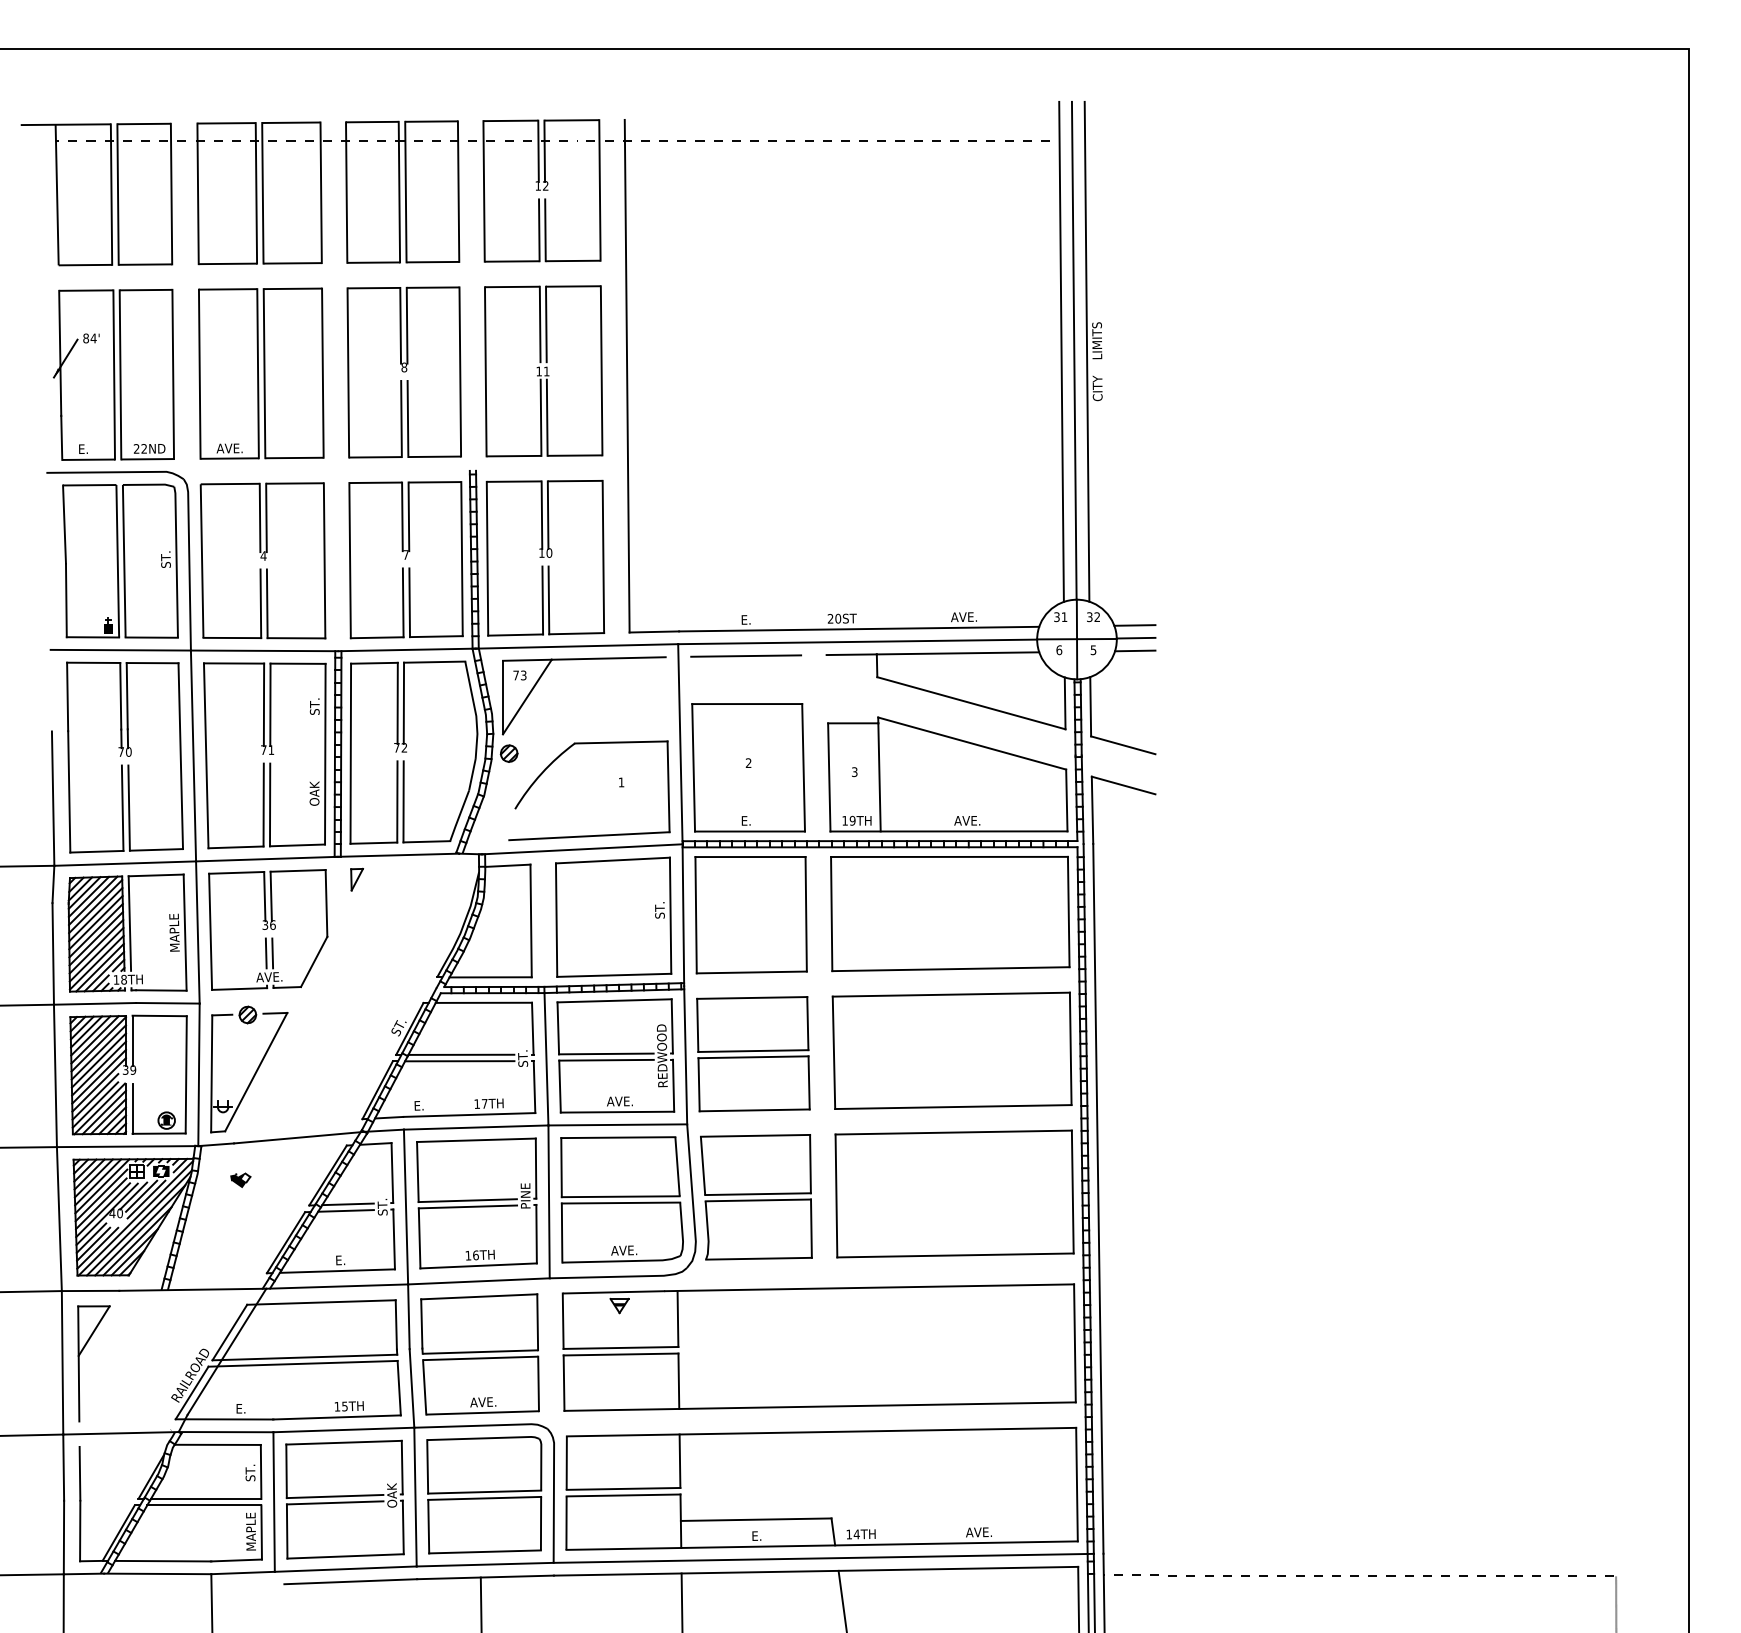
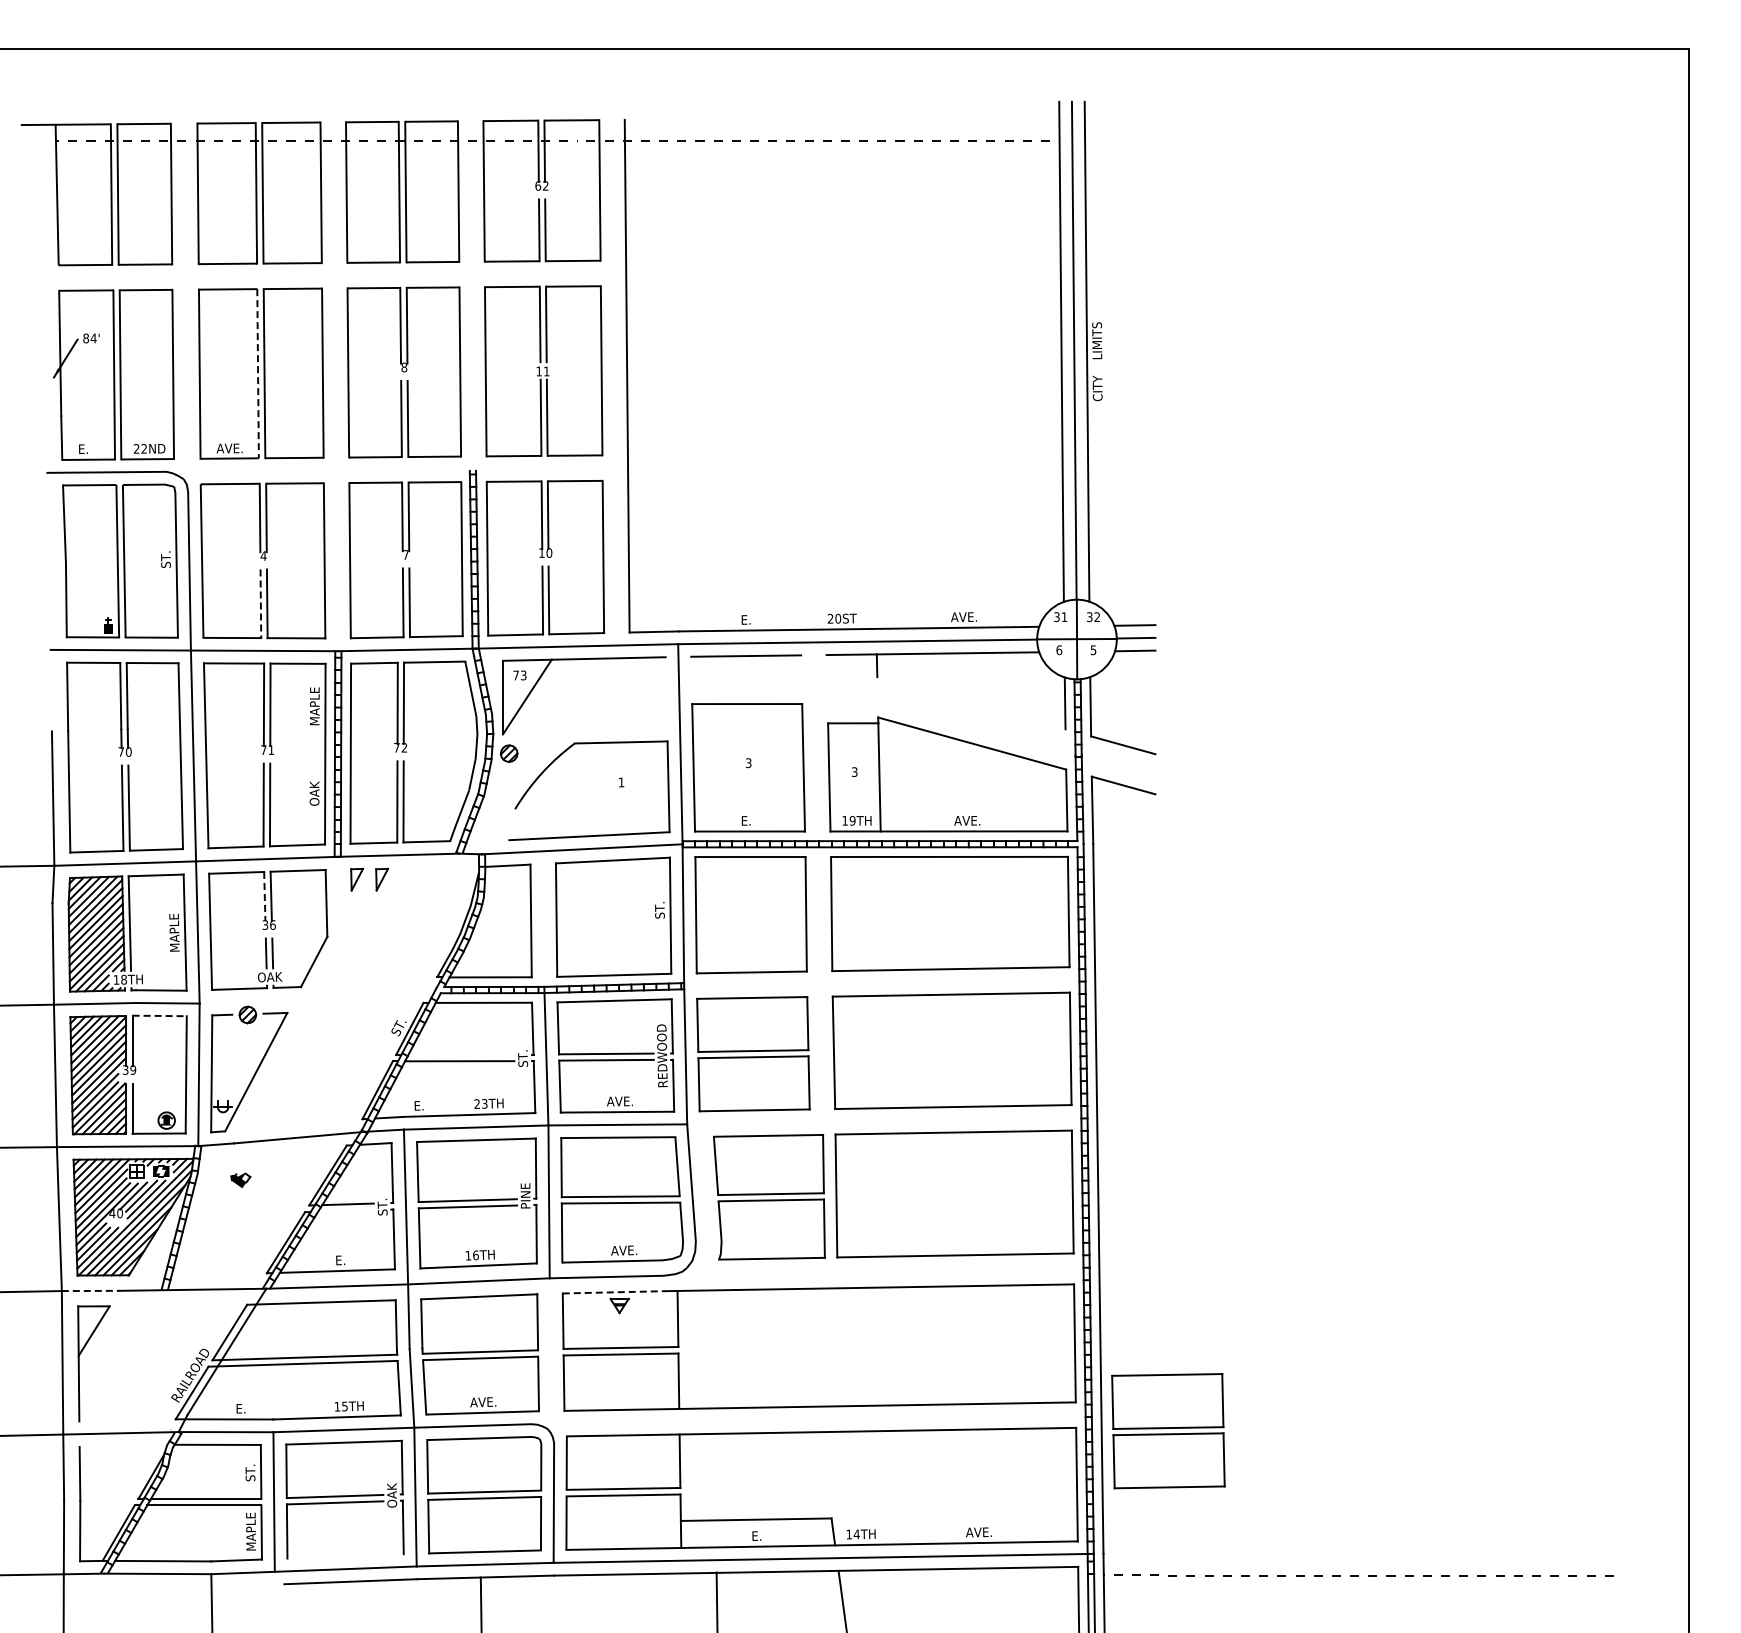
text: 12 -> 62 (538, 185)
line: solid -> dashed (258, 373)
line: solid -> dashed (260, 604)
line: present -> none (971, 703)
text: ST. -> MAPLE (314, 706)
text: 2 -> 3 (748, 763)
part: none -> present (381, 879)
line: solid -> dashed (264, 896)
text: AVE. -> OAK (269, 977)
line: solid -> dashed (160, 1015)
line: present -> none (461, 1054)
text: 17TH -> 23TH (480, 1103)
part position: (756, 1197) -> (769, 1197) (769, 1197)
line: present -> none (345, 1210)
line: solid -> dashed (90, 1290)
line: solid -> dashed (614, 1292)
part: none -> present (1168, 1431)
line: present -> none (345, 1556)
line position: (681, 1601) -> (716, 1600) (716, 1600)
line: present -> none (1616, 1602)
